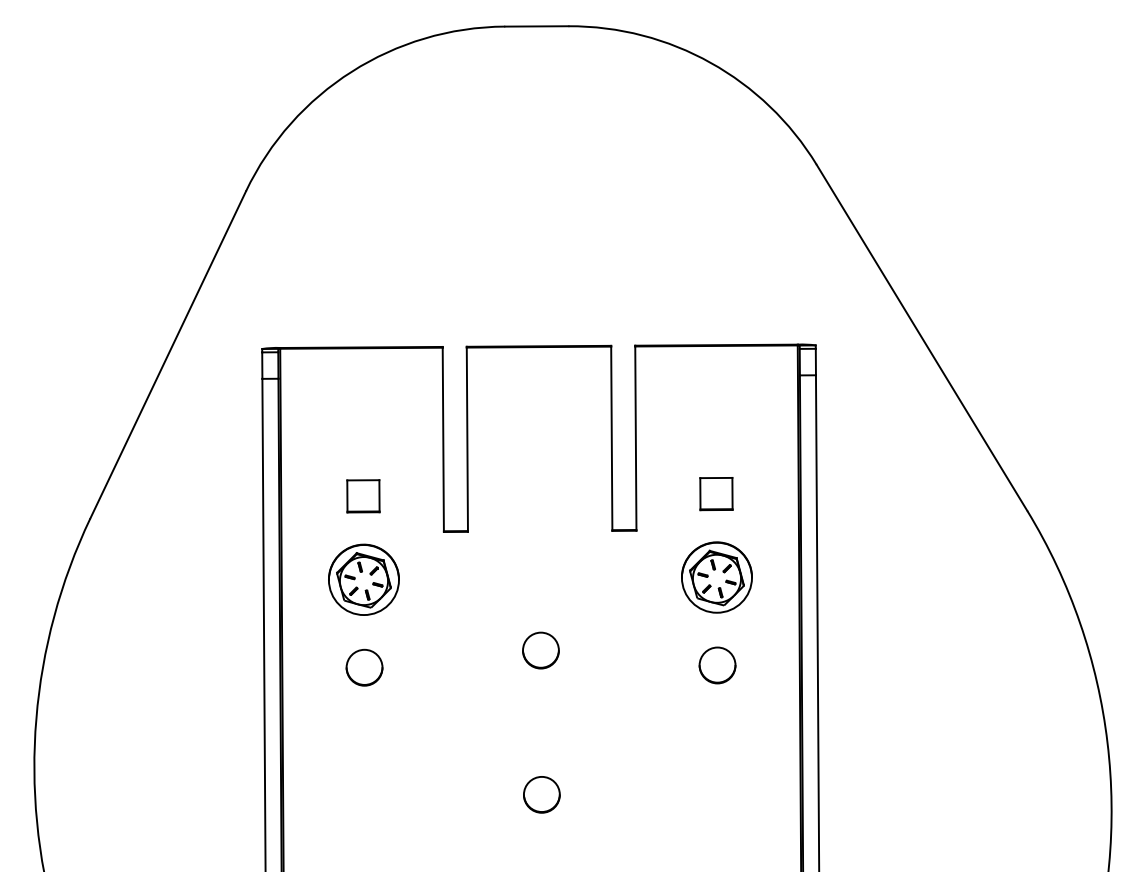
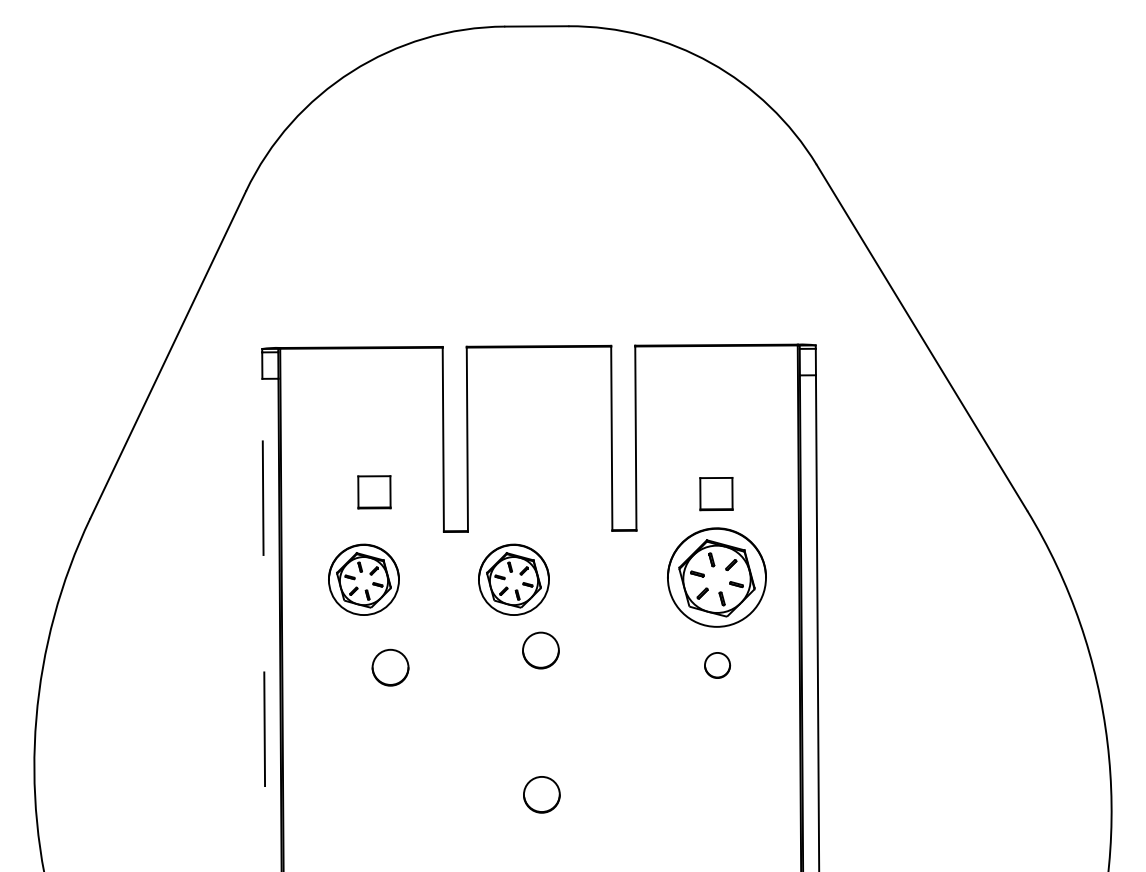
part position: (363, 496) -> (374, 492) (374, 492)
part size: 72x73 px -> 100x101 px (716, 577)
part: none -> present (513, 579)
line: solid -> dashed (263, 624)
part size: 39x39 px -> 28x27 px (717, 665)
part position: (364, 667) -> (390, 667) (390, 667)
